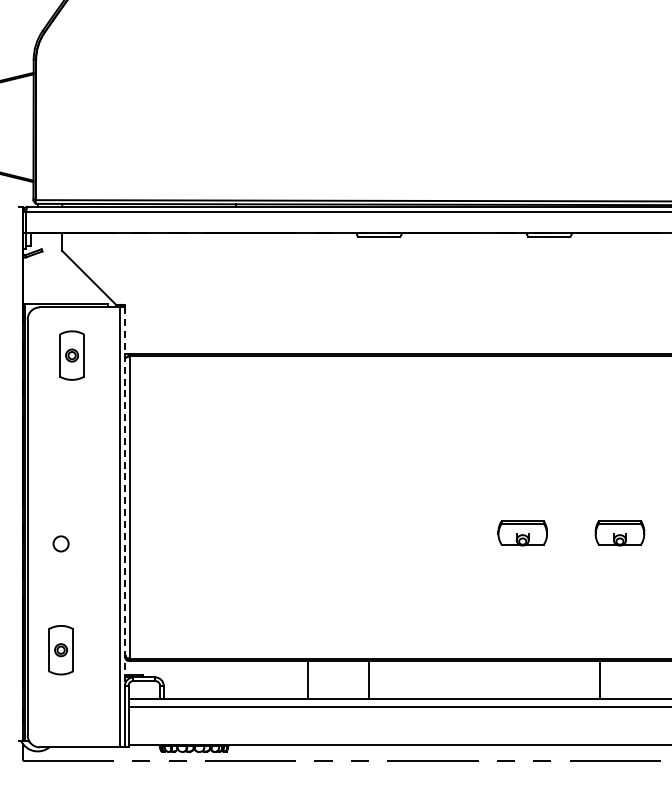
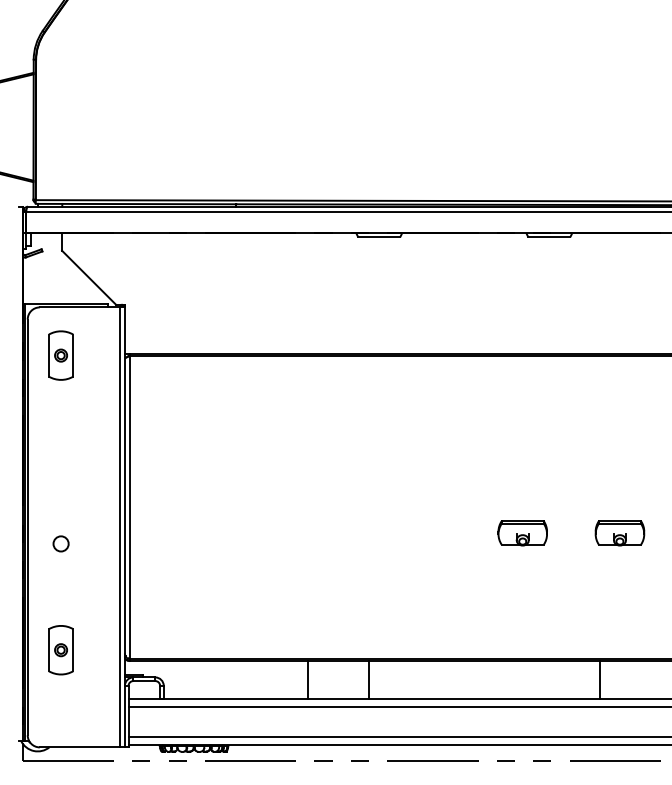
part position: (71, 355) -> (60, 355) (60, 355)
line: dashed -> solid (124, 497)
line: none -> present (398, 737)
